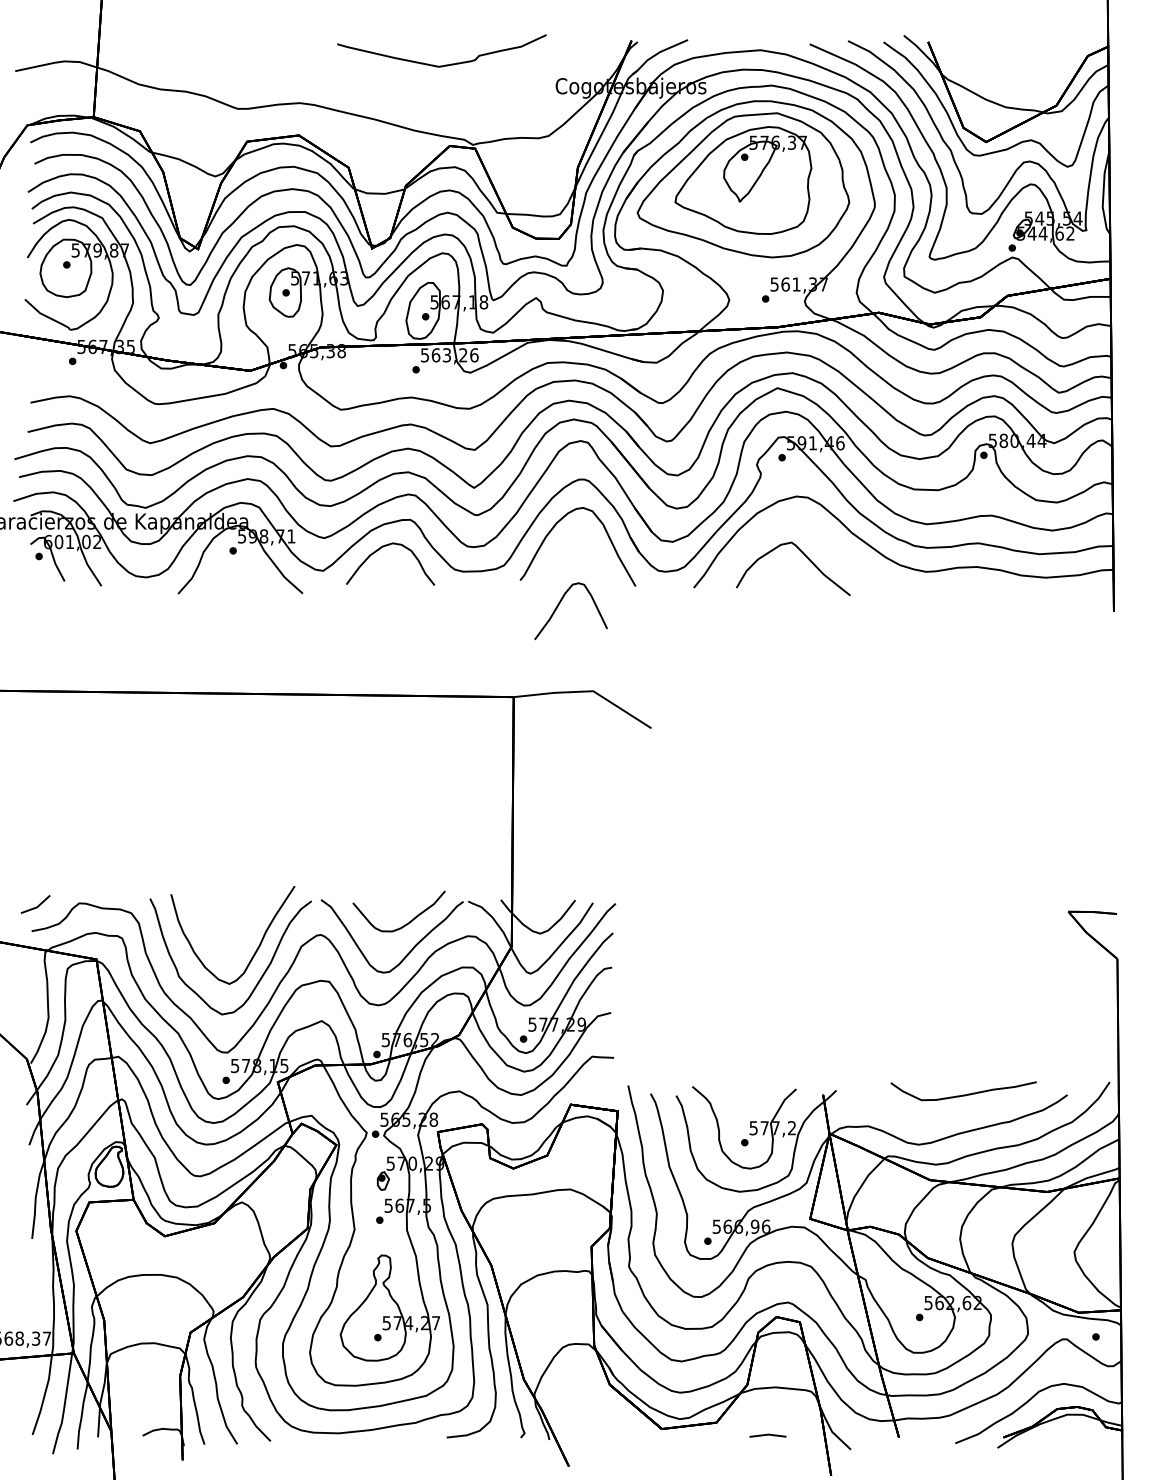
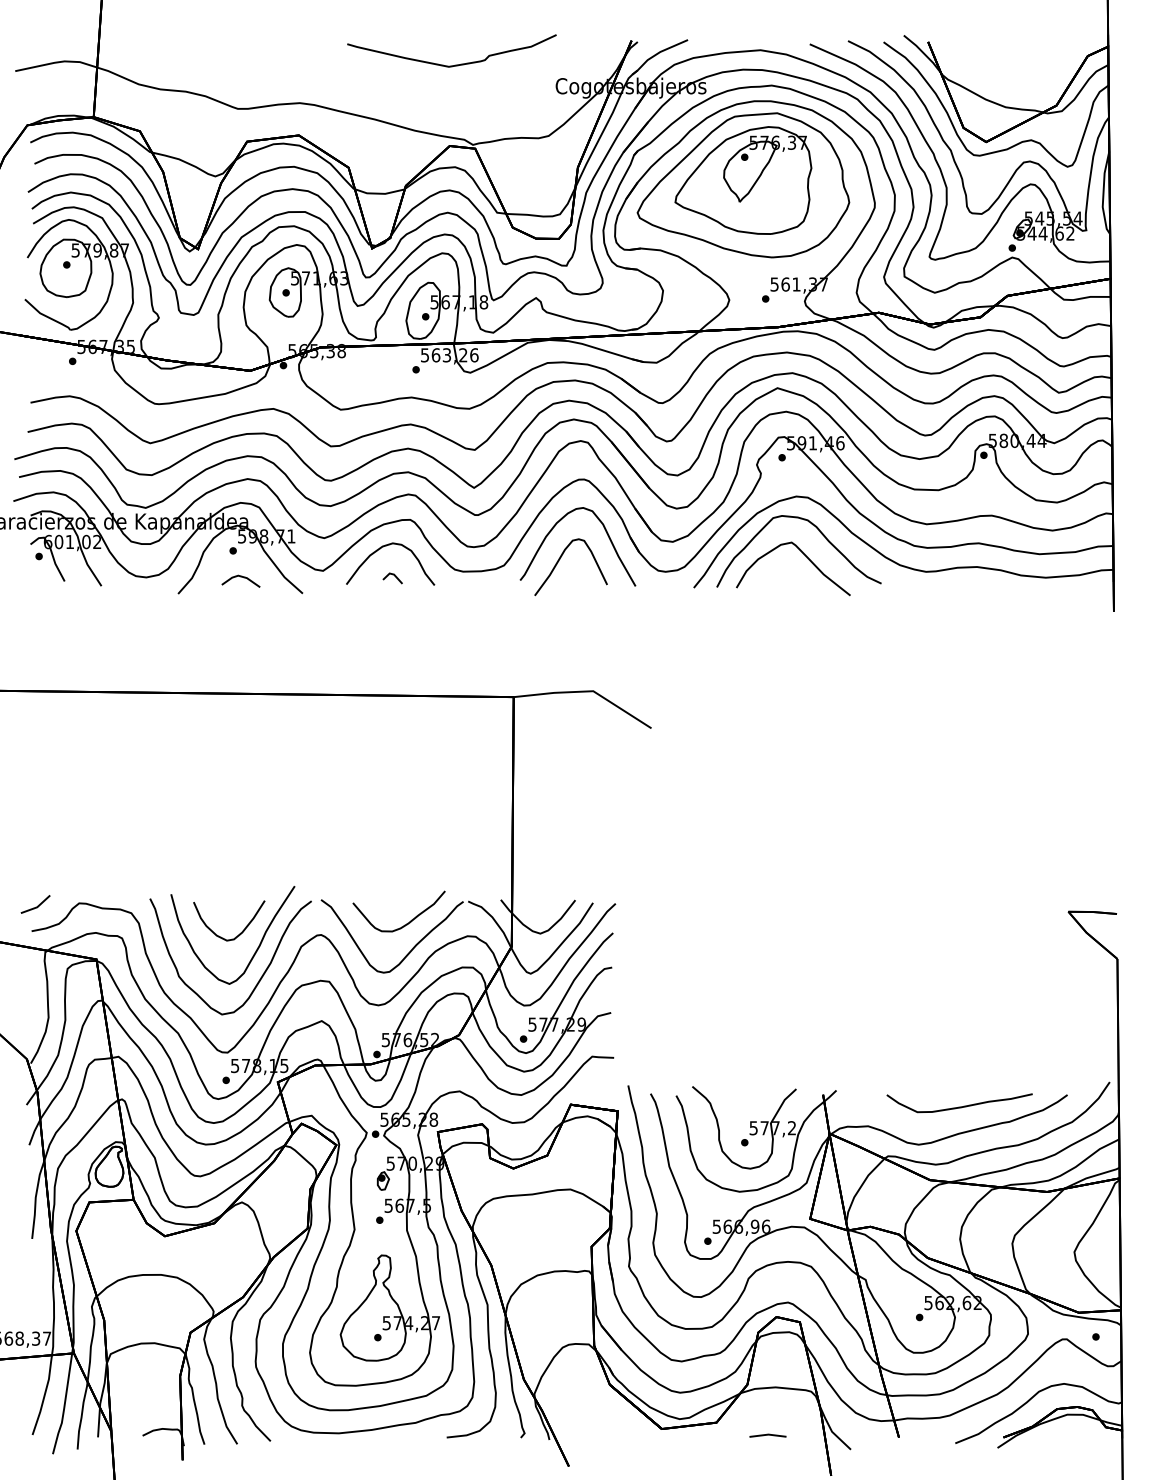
part position: (445, 64) -> (455, 64) (455, 64)
curve: none -> present (820, 533)
line: none -> present (394, 576)
line: none -> present (240, 577)
curve position: (559, 605) -> (559, 561) (559, 561)
curve: none -> present (241, 931)
curve position: (963, 1094) -> (959, 1106) (959, 1106)
